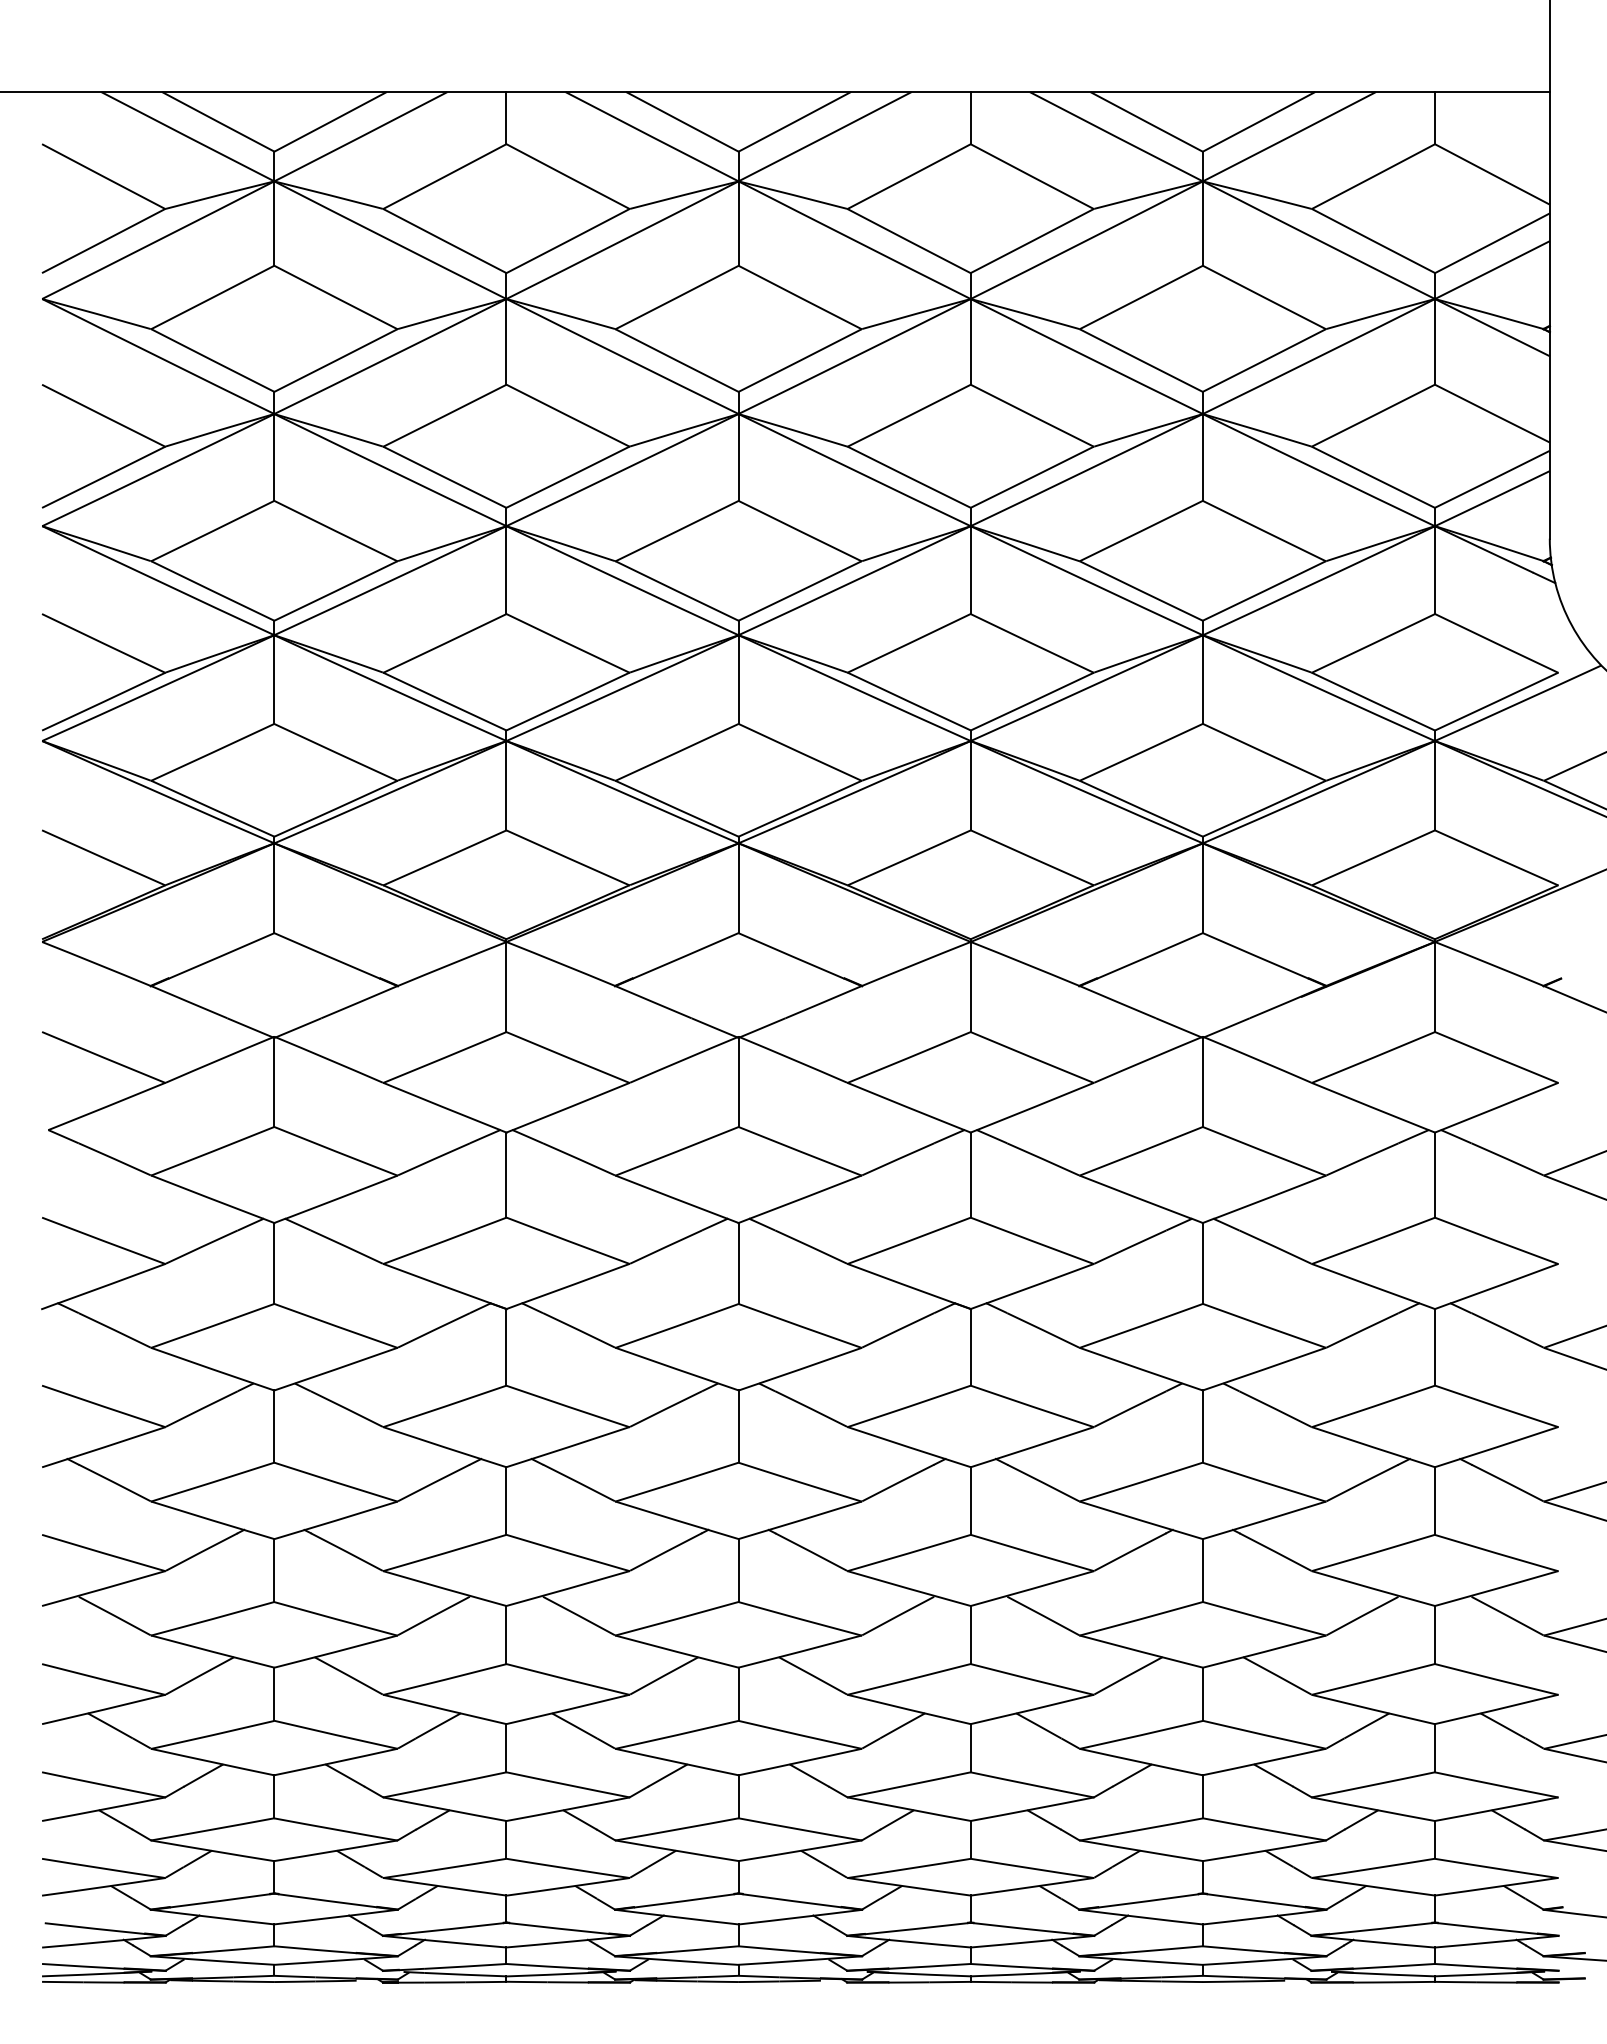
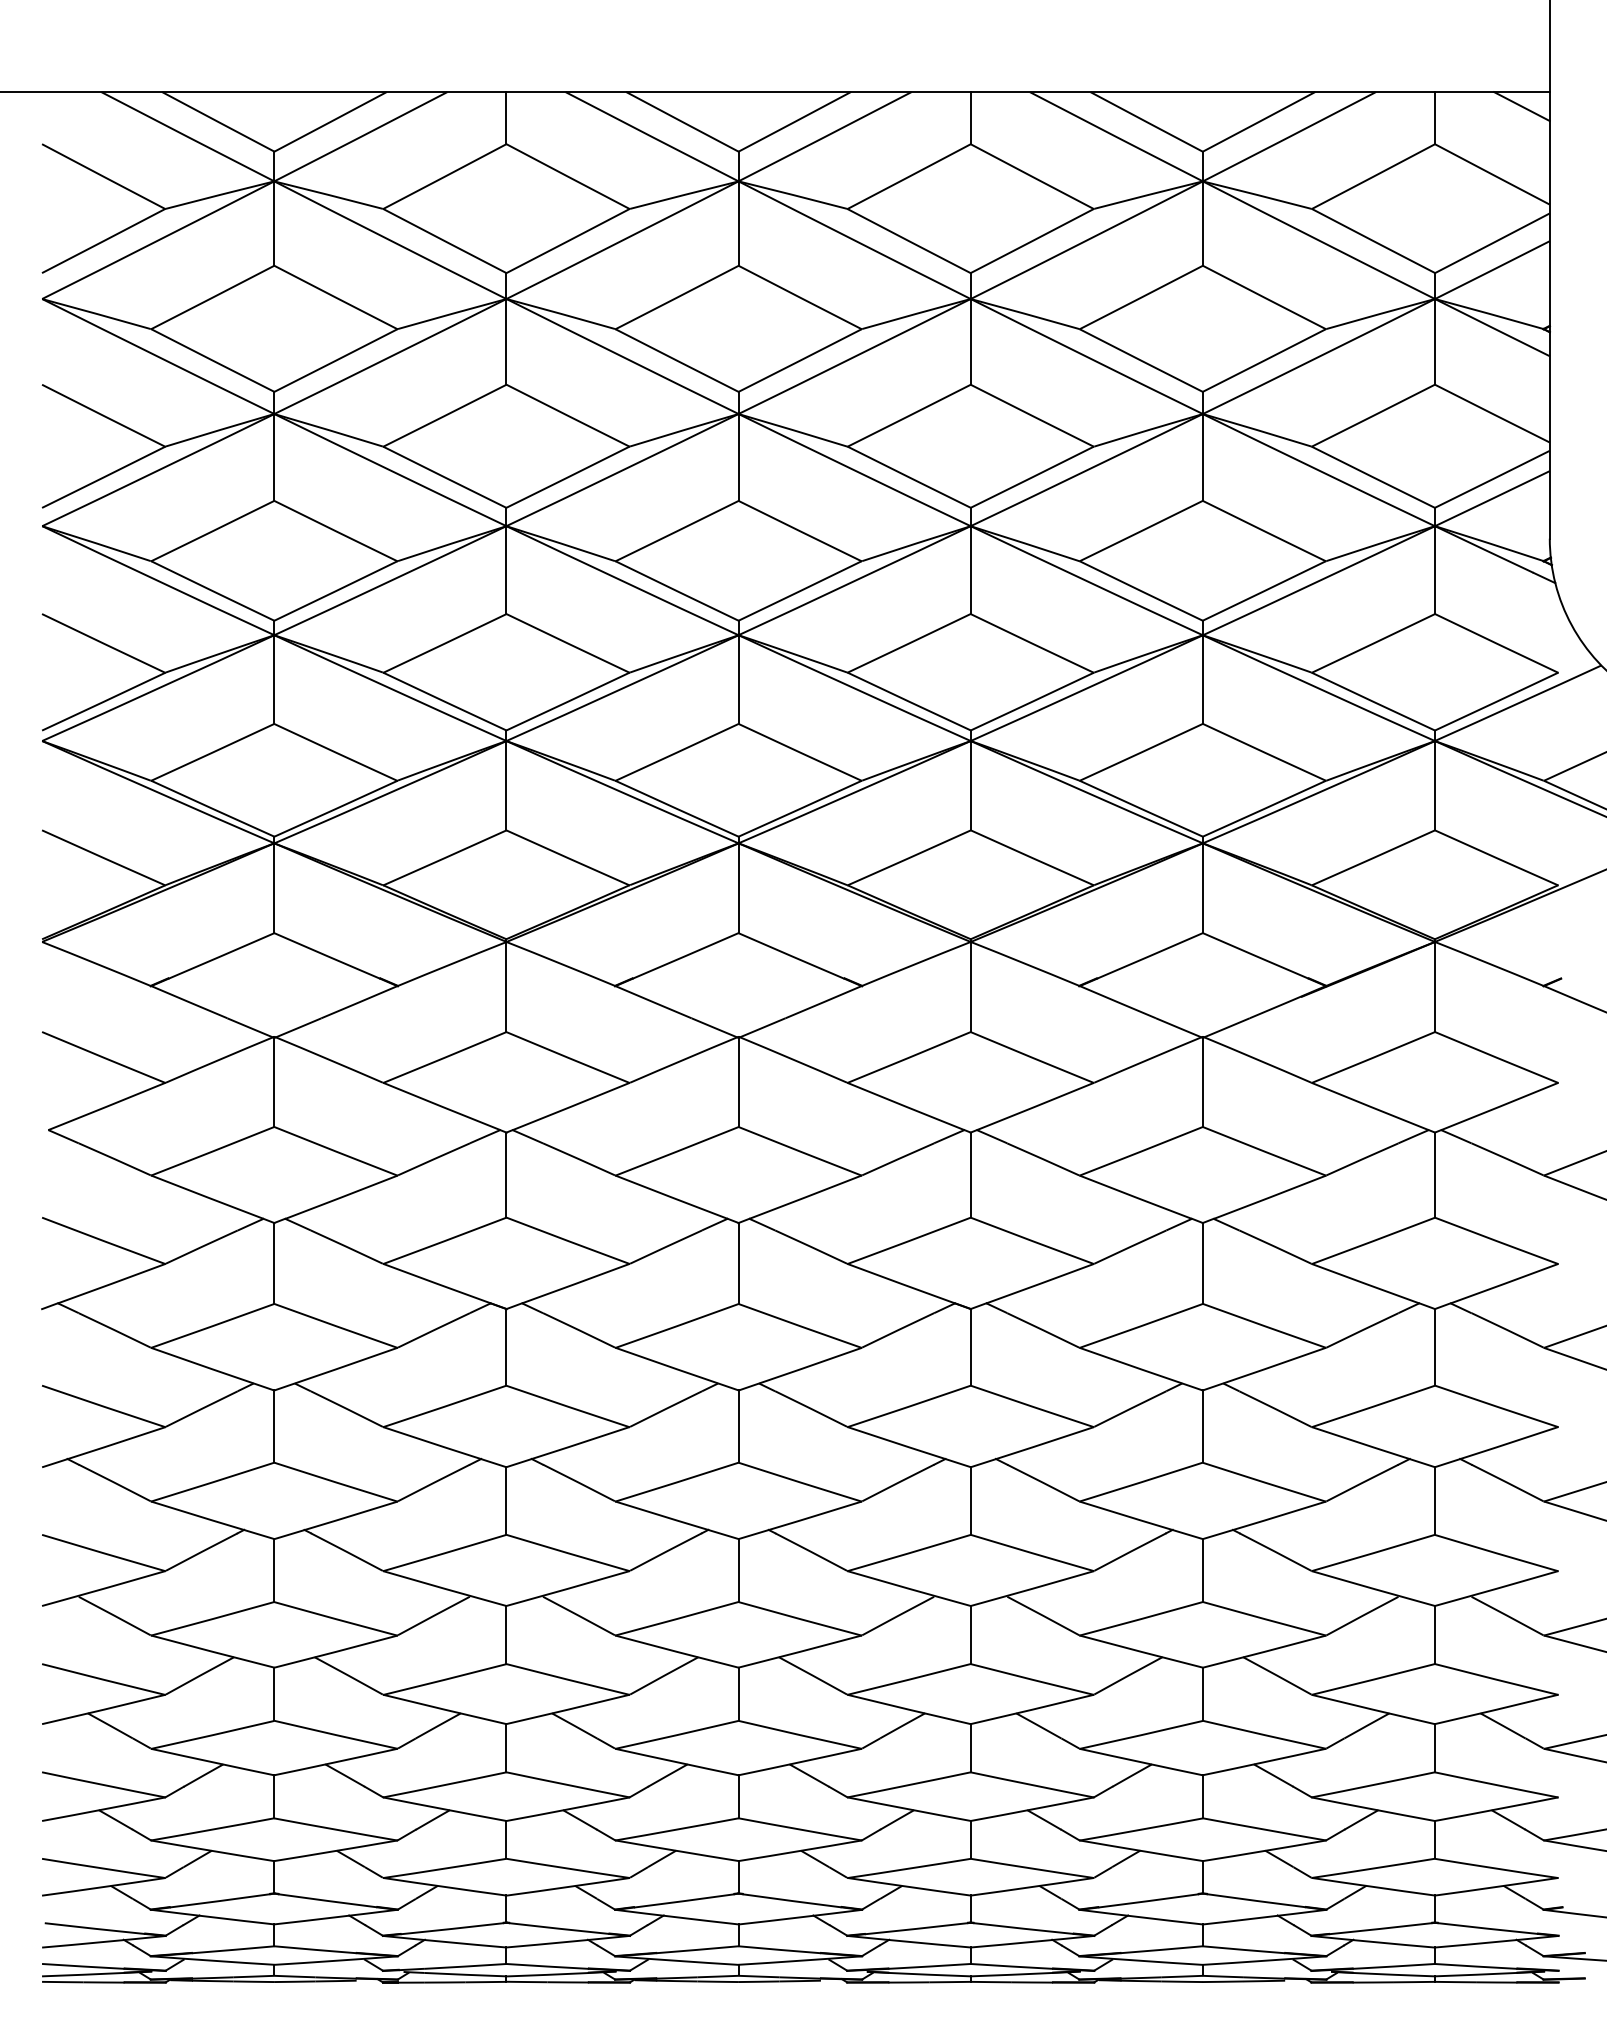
line: none -> present (1521, 106)
